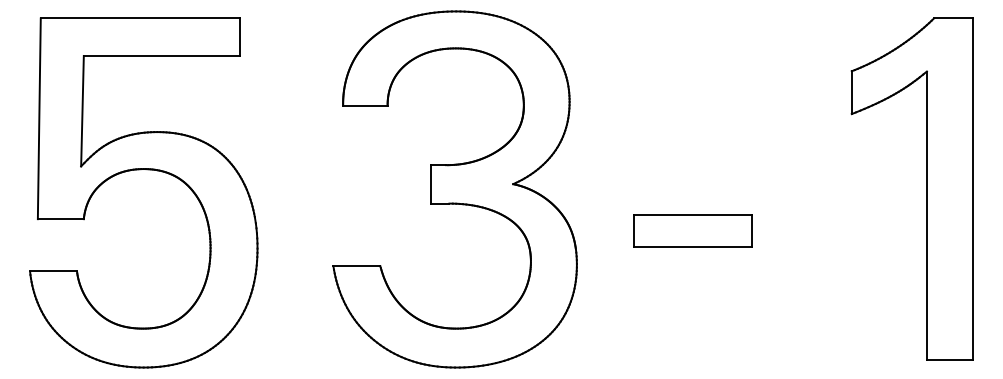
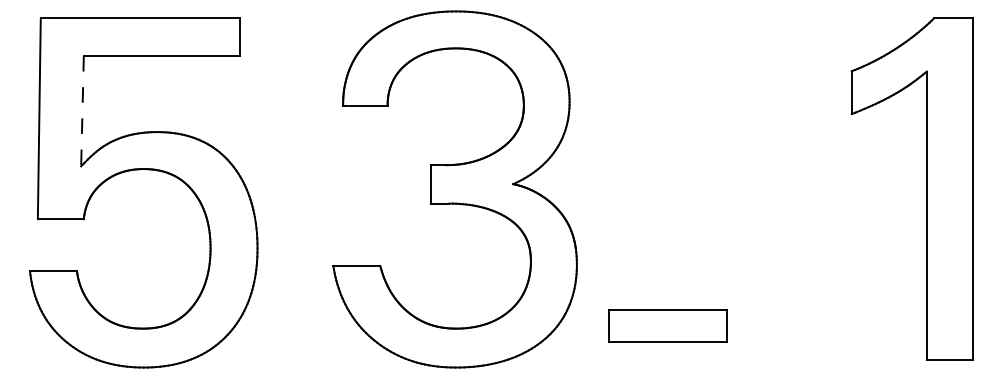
line: solid -> dashed (82, 111)
part position: (692, 230) -> (667, 325) (667, 325)
